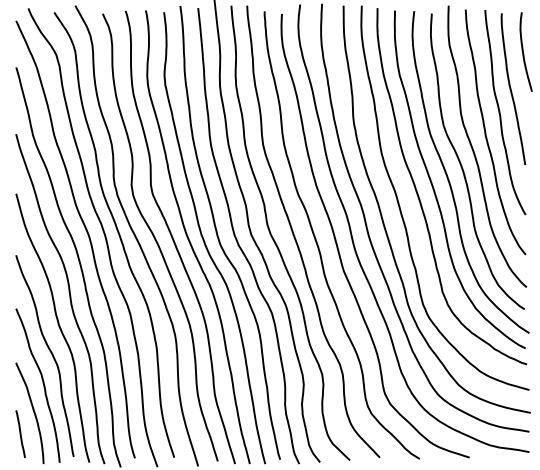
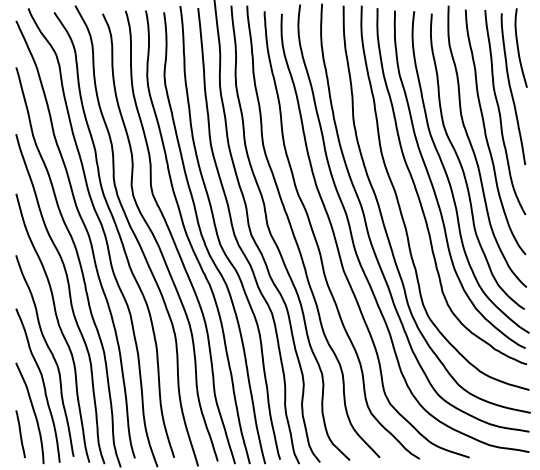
curve position: (523, 51) -> (518, 47) (518, 47)
